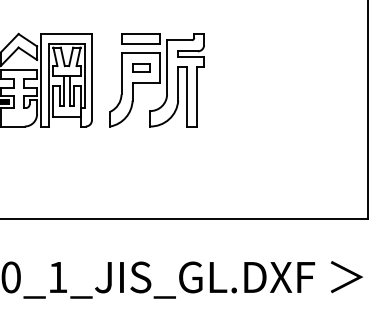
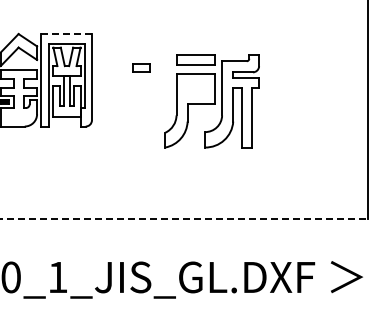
line: solid -> dashed (67, 34)
part position: (156, 80) -> (211, 101) (211, 101)
line: solid -> dashed (184, 218)
